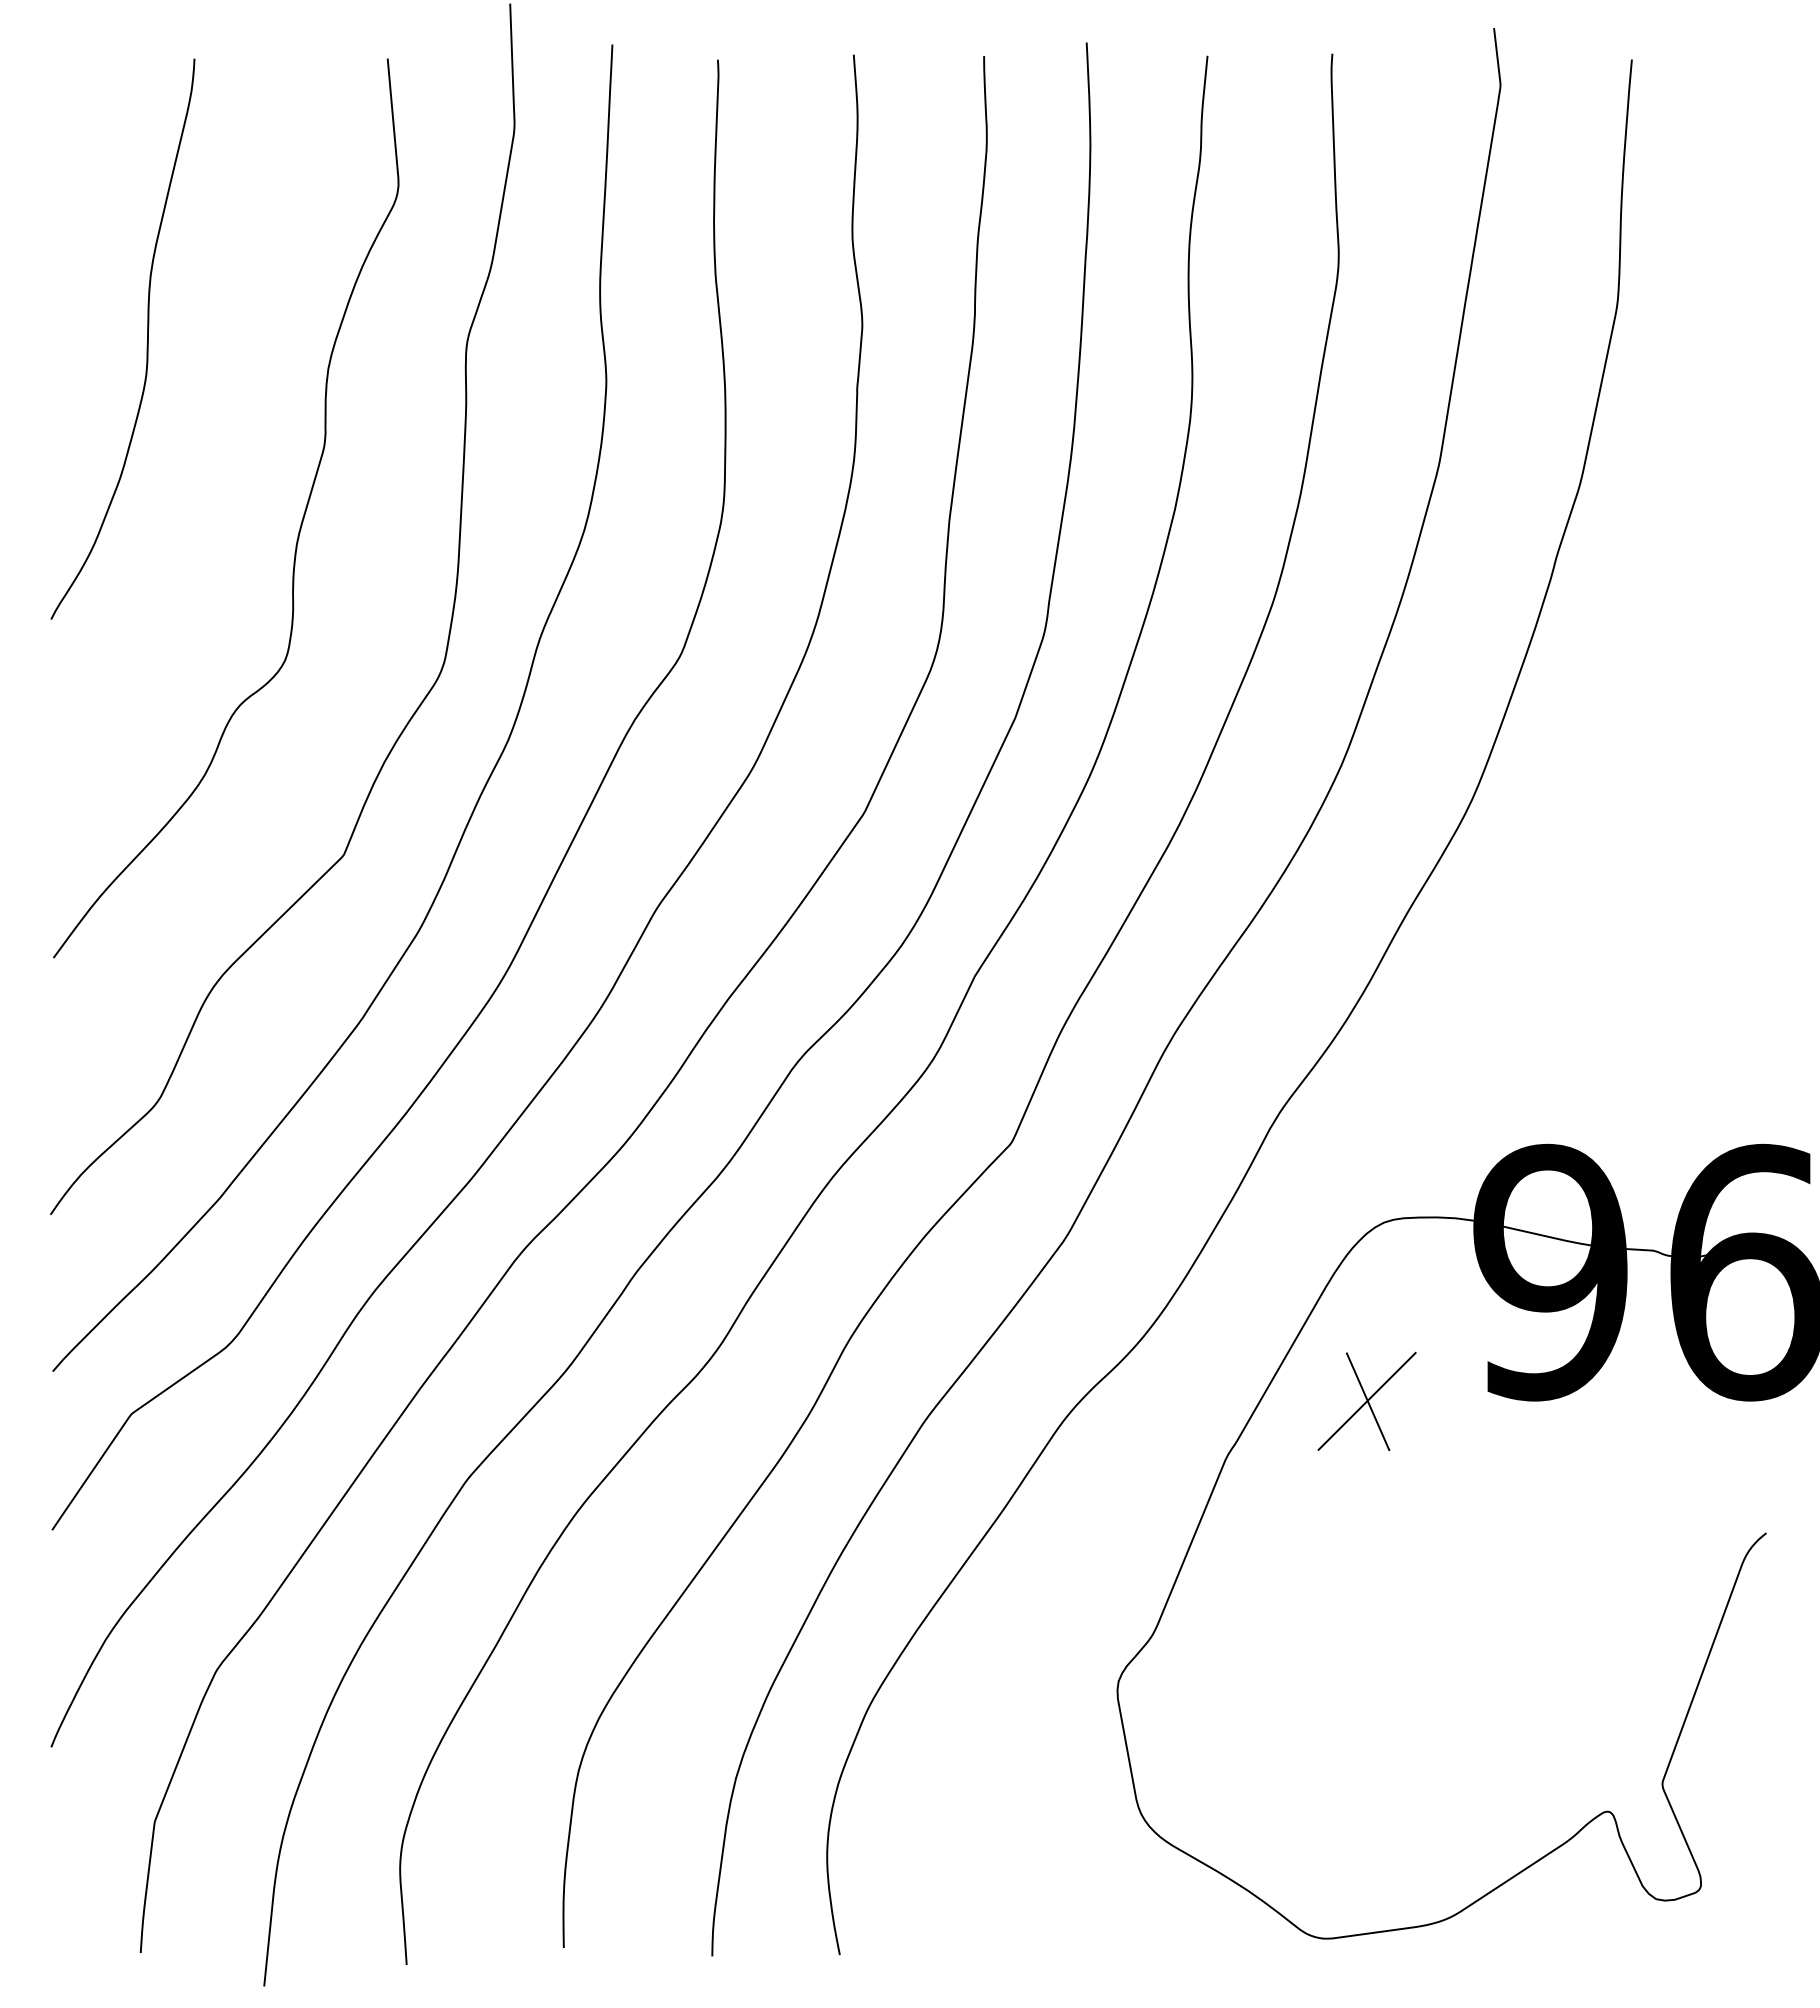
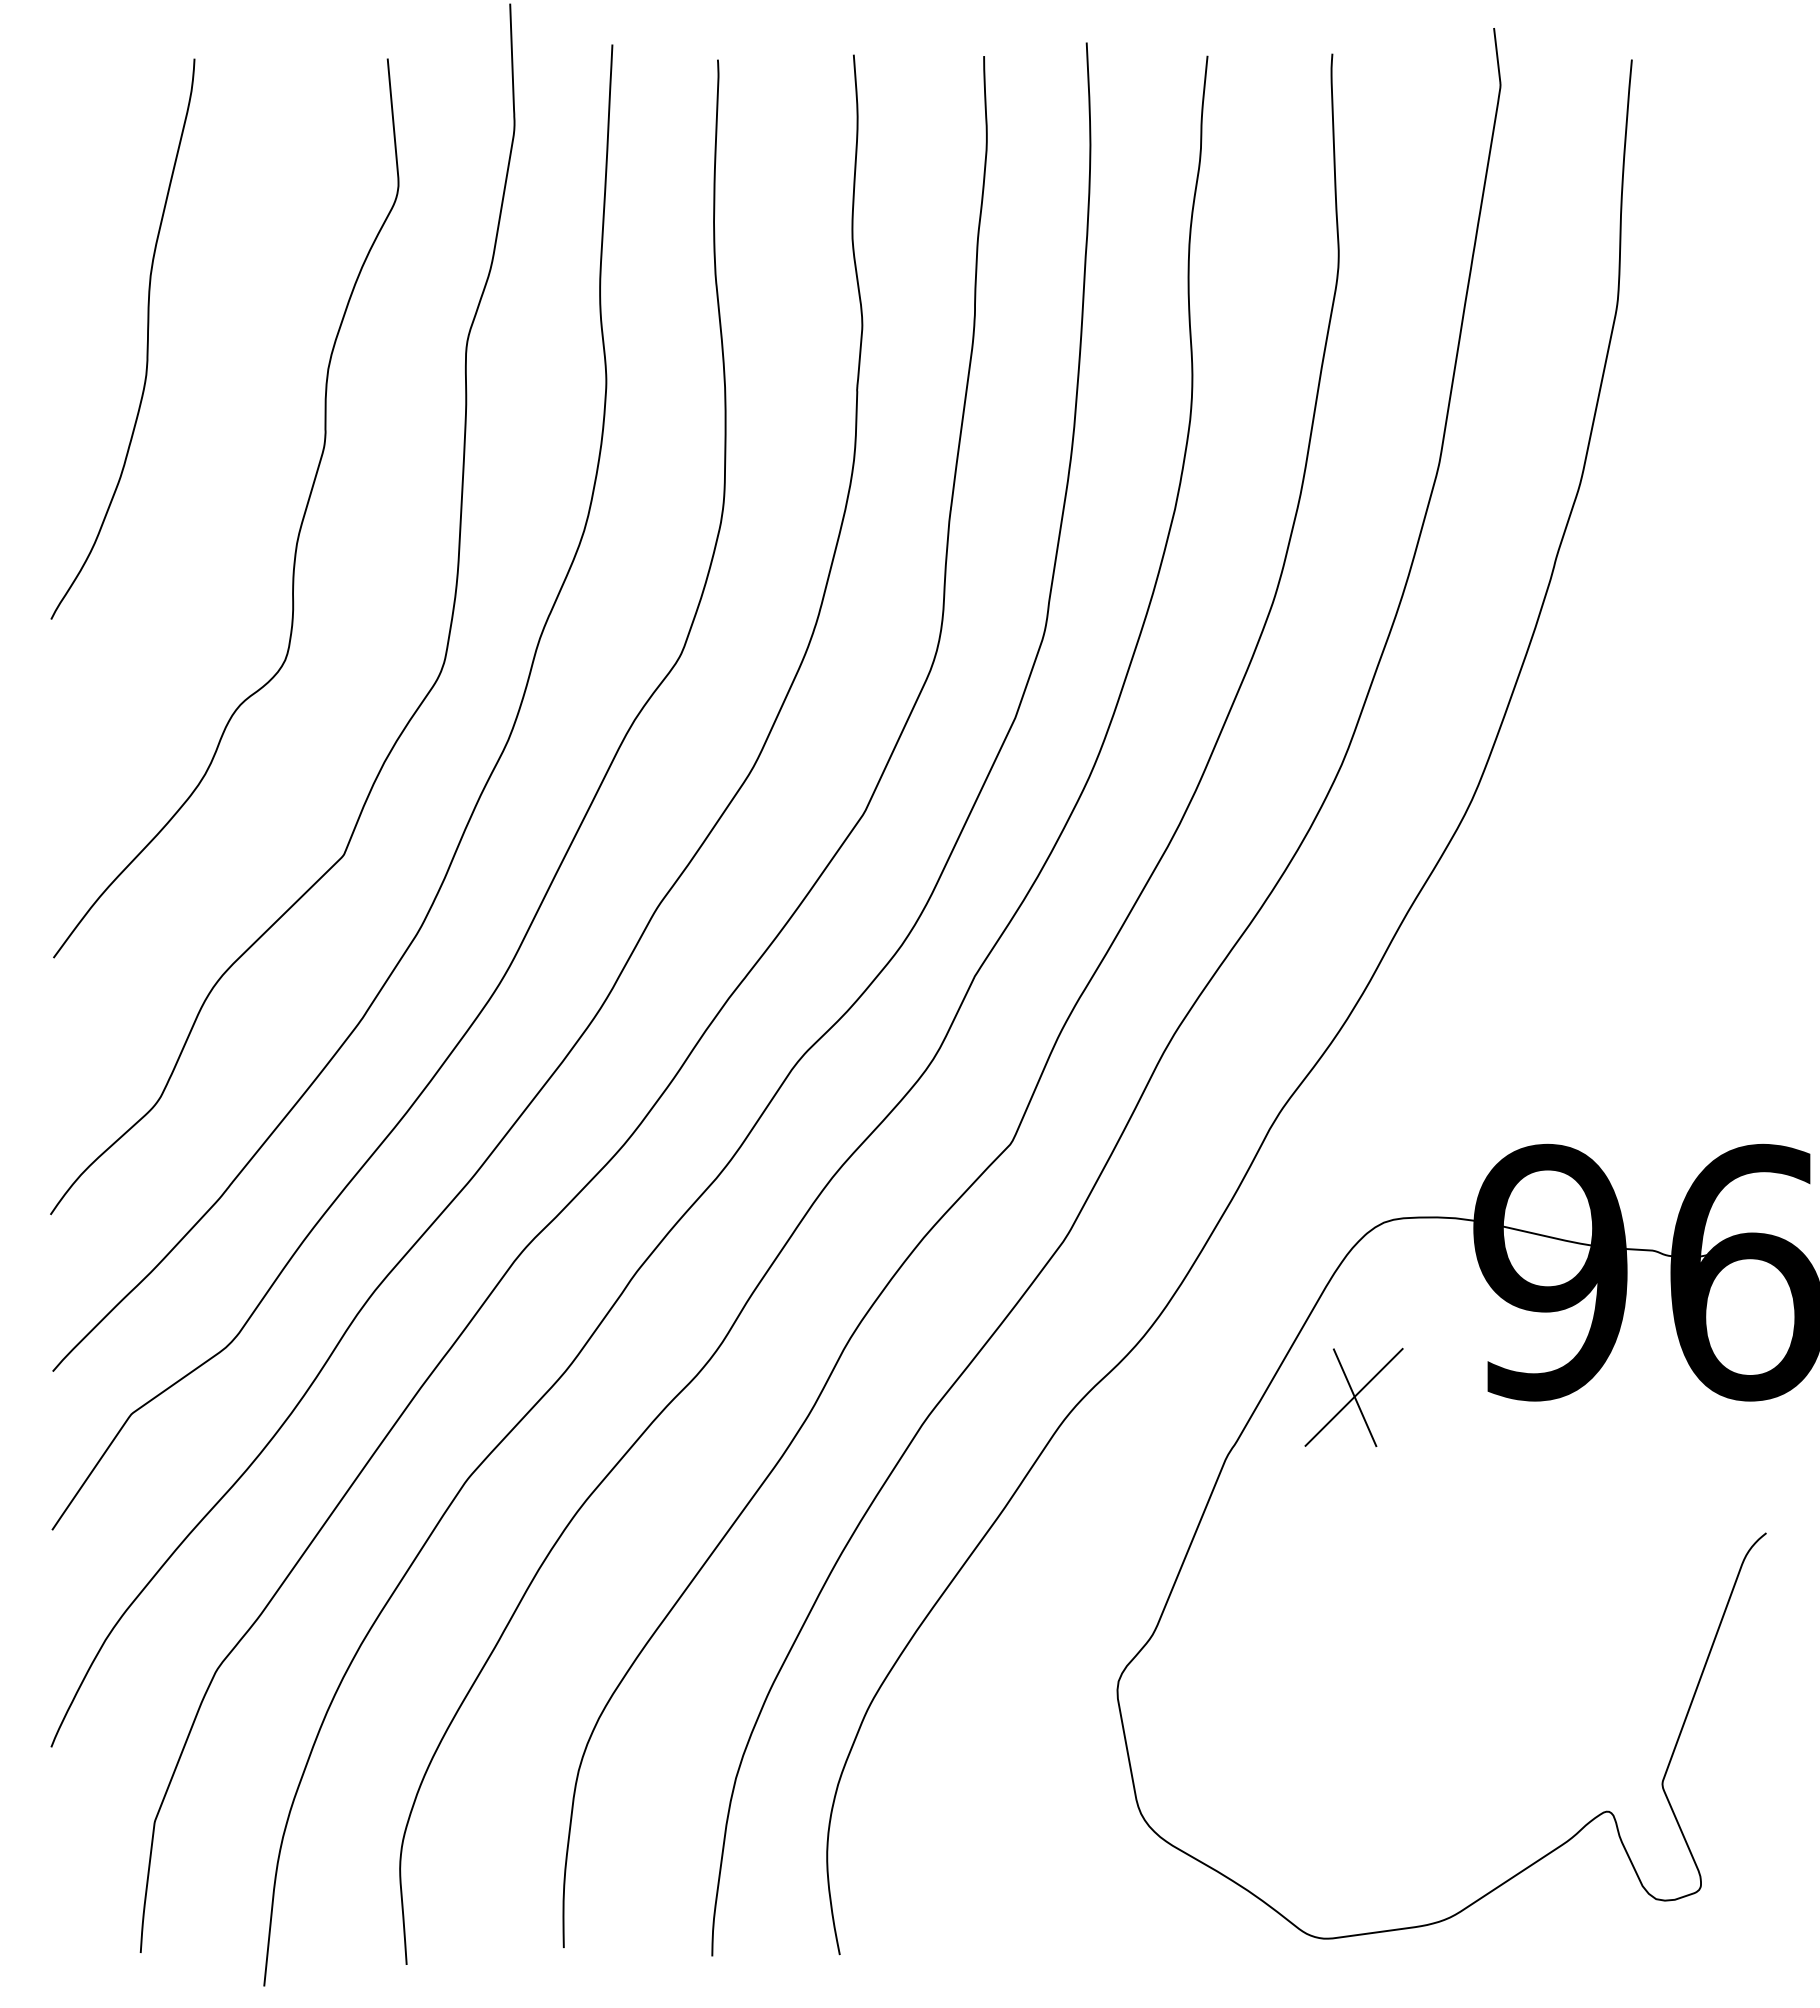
part position: (1366, 1400) -> (1353, 1396) (1353, 1396)
